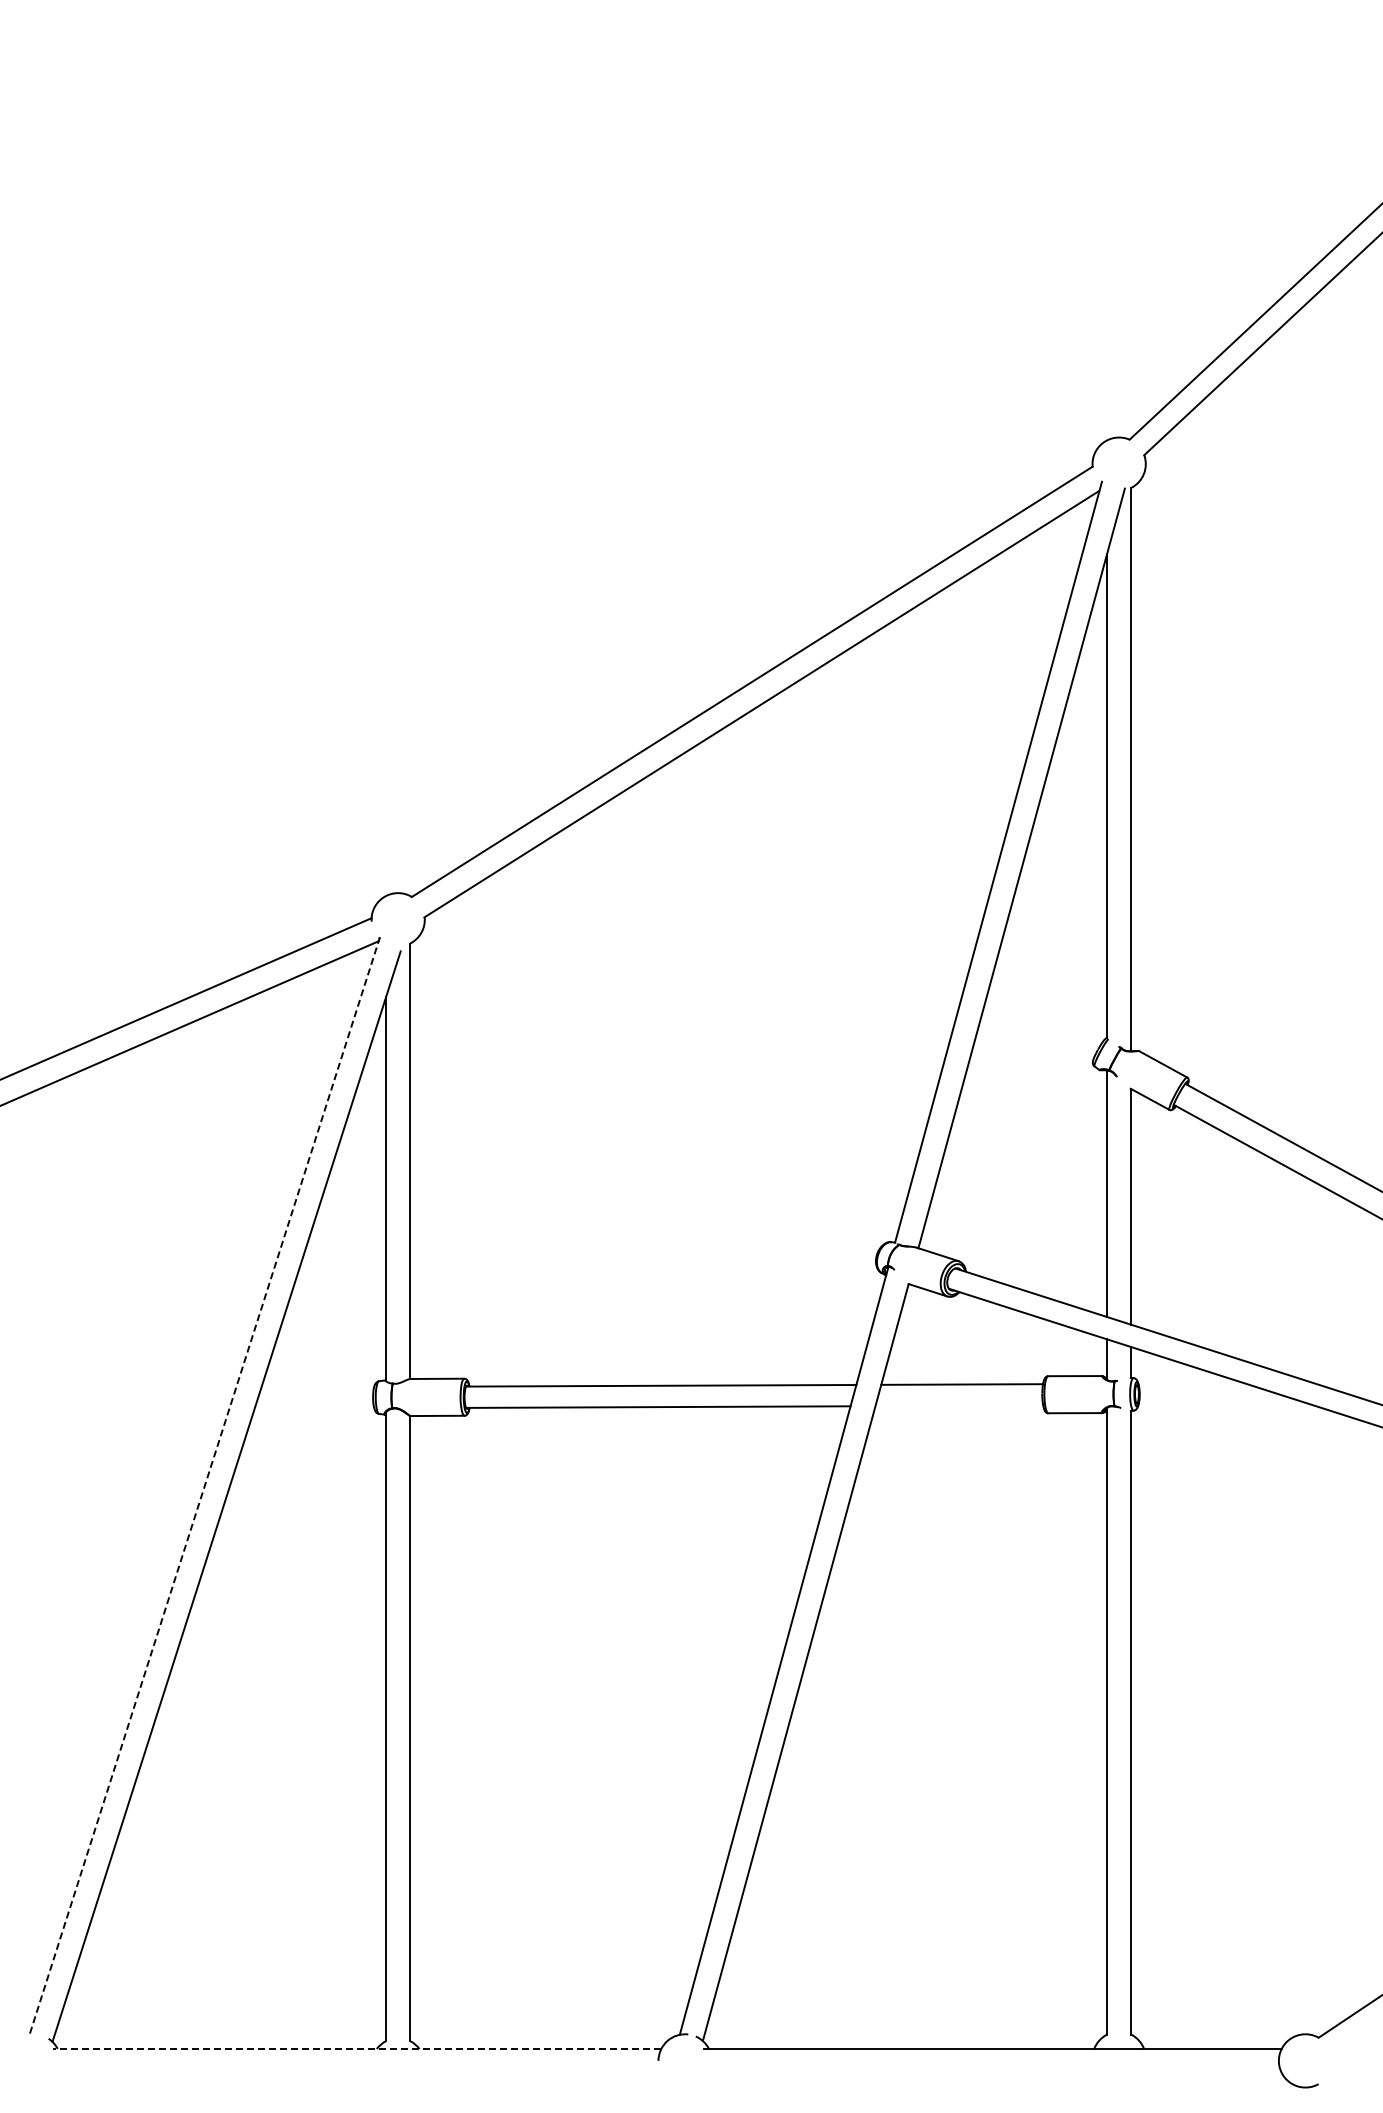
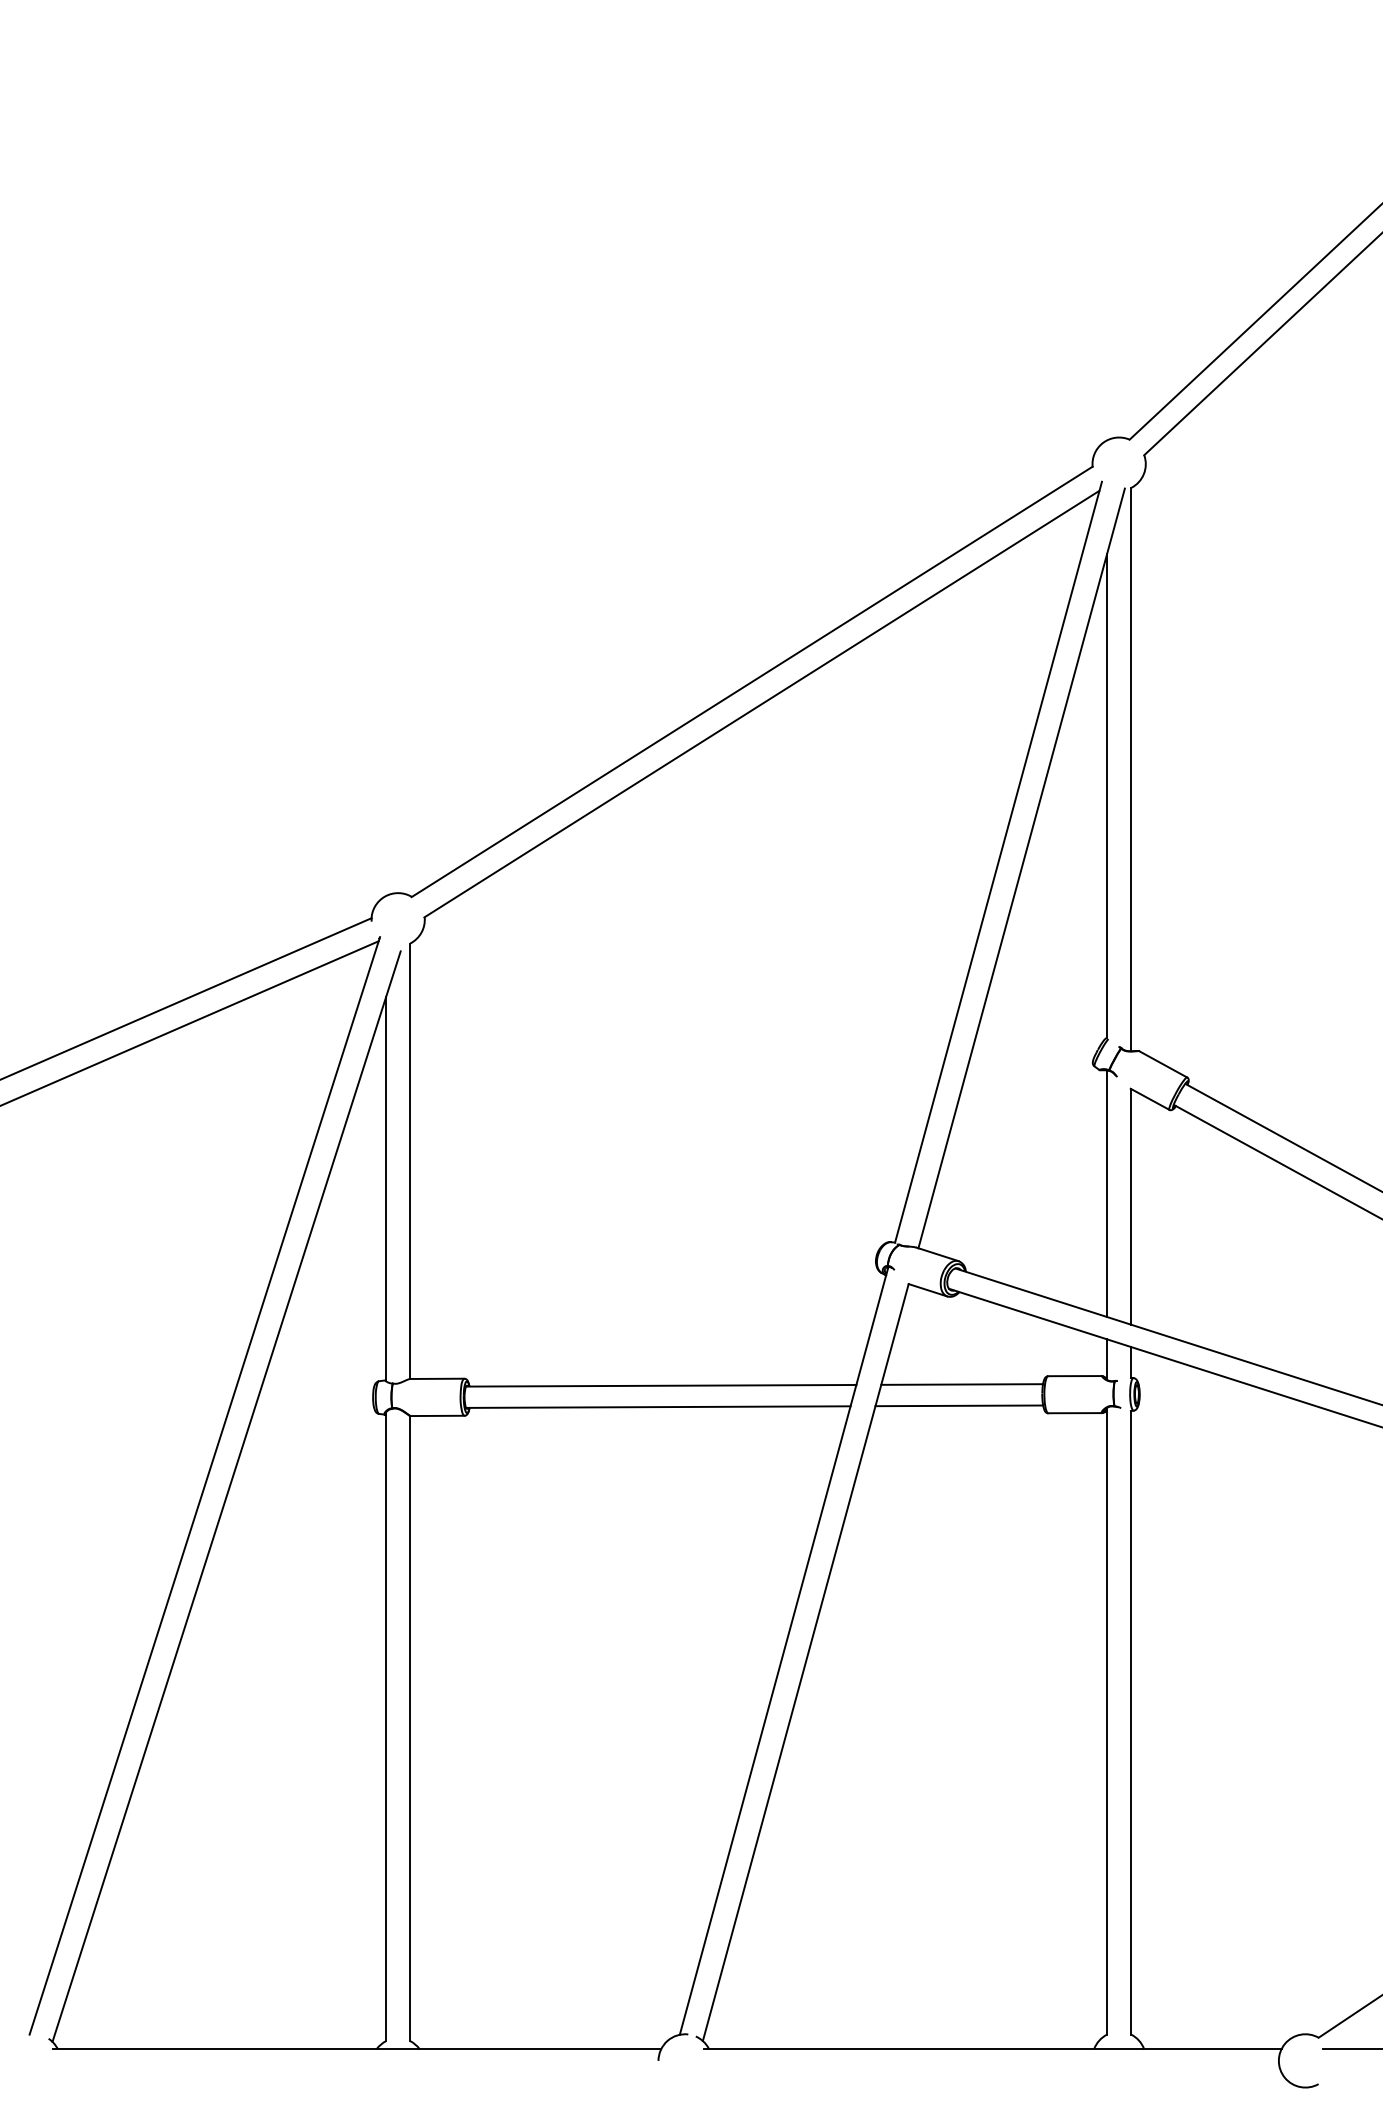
line: none -> present (959, 1405)
line: dashed -> solid (204, 1486)
line: dashed -> solid (356, 2048)
line: none -> present (1350, 2048)
